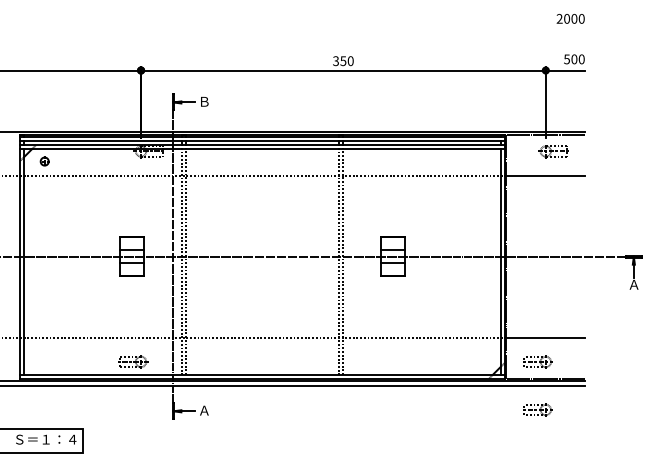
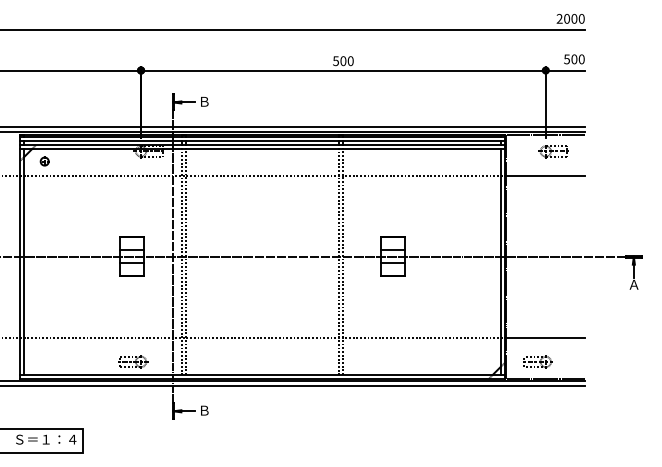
line: none -> present (293, 30)
text: 350 -> 500 (339, 60)
line: none -> present (293, 127)
part: present -> none (537, 409)
text: Ａ -> Ｂ (204, 410)
